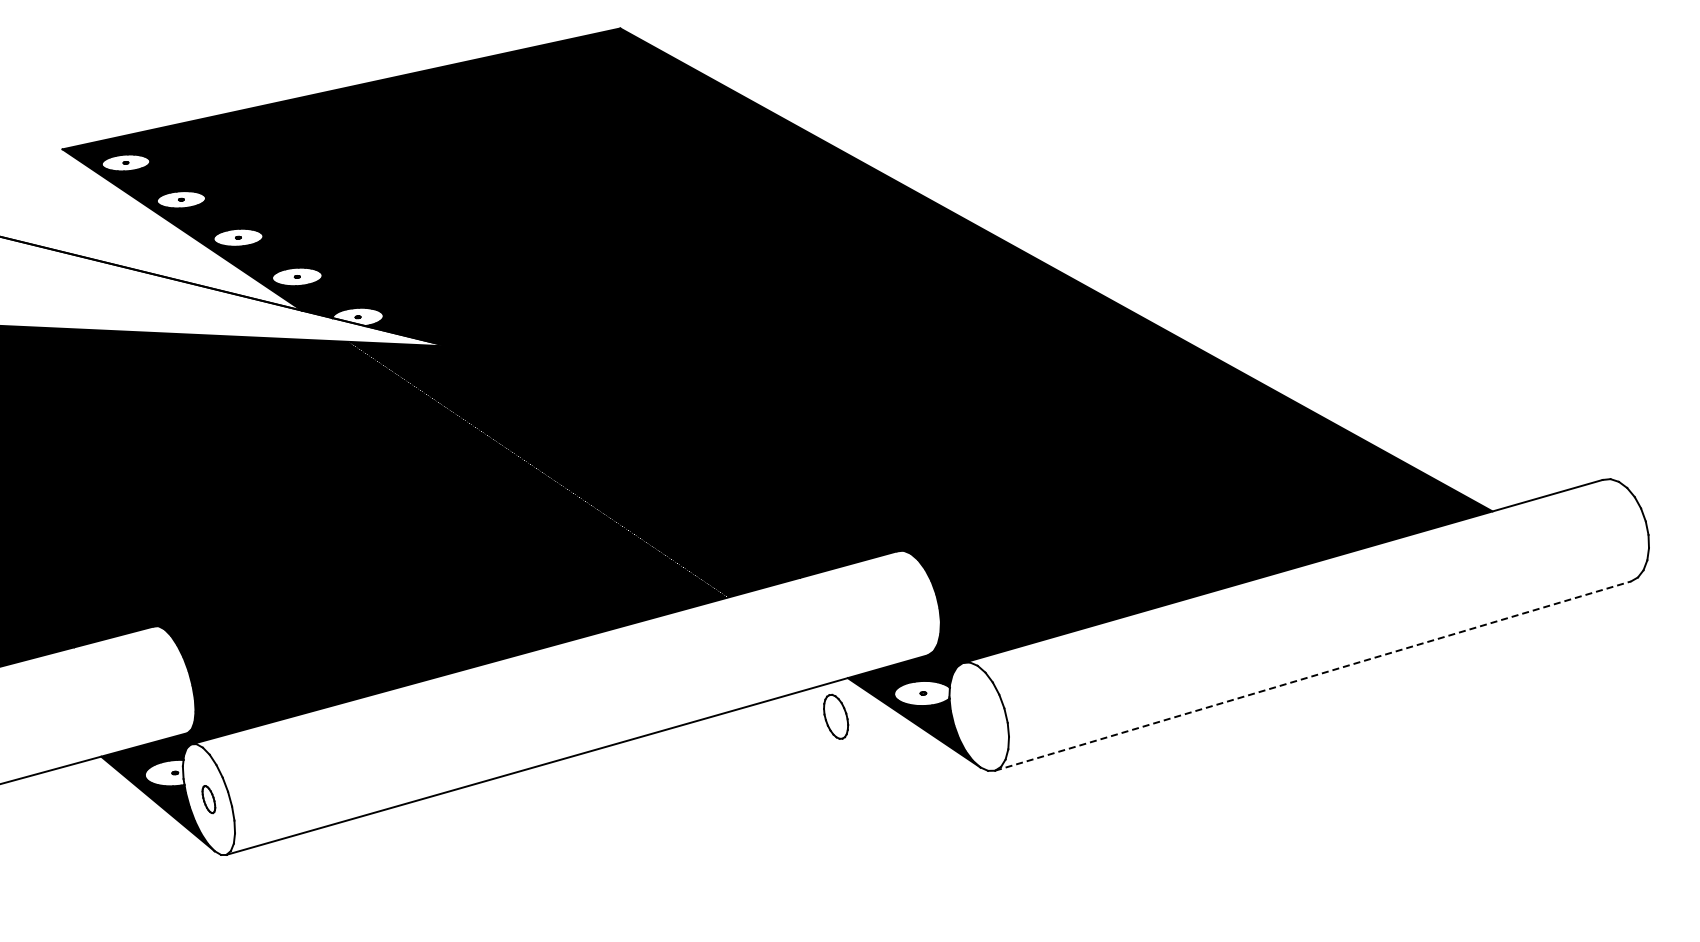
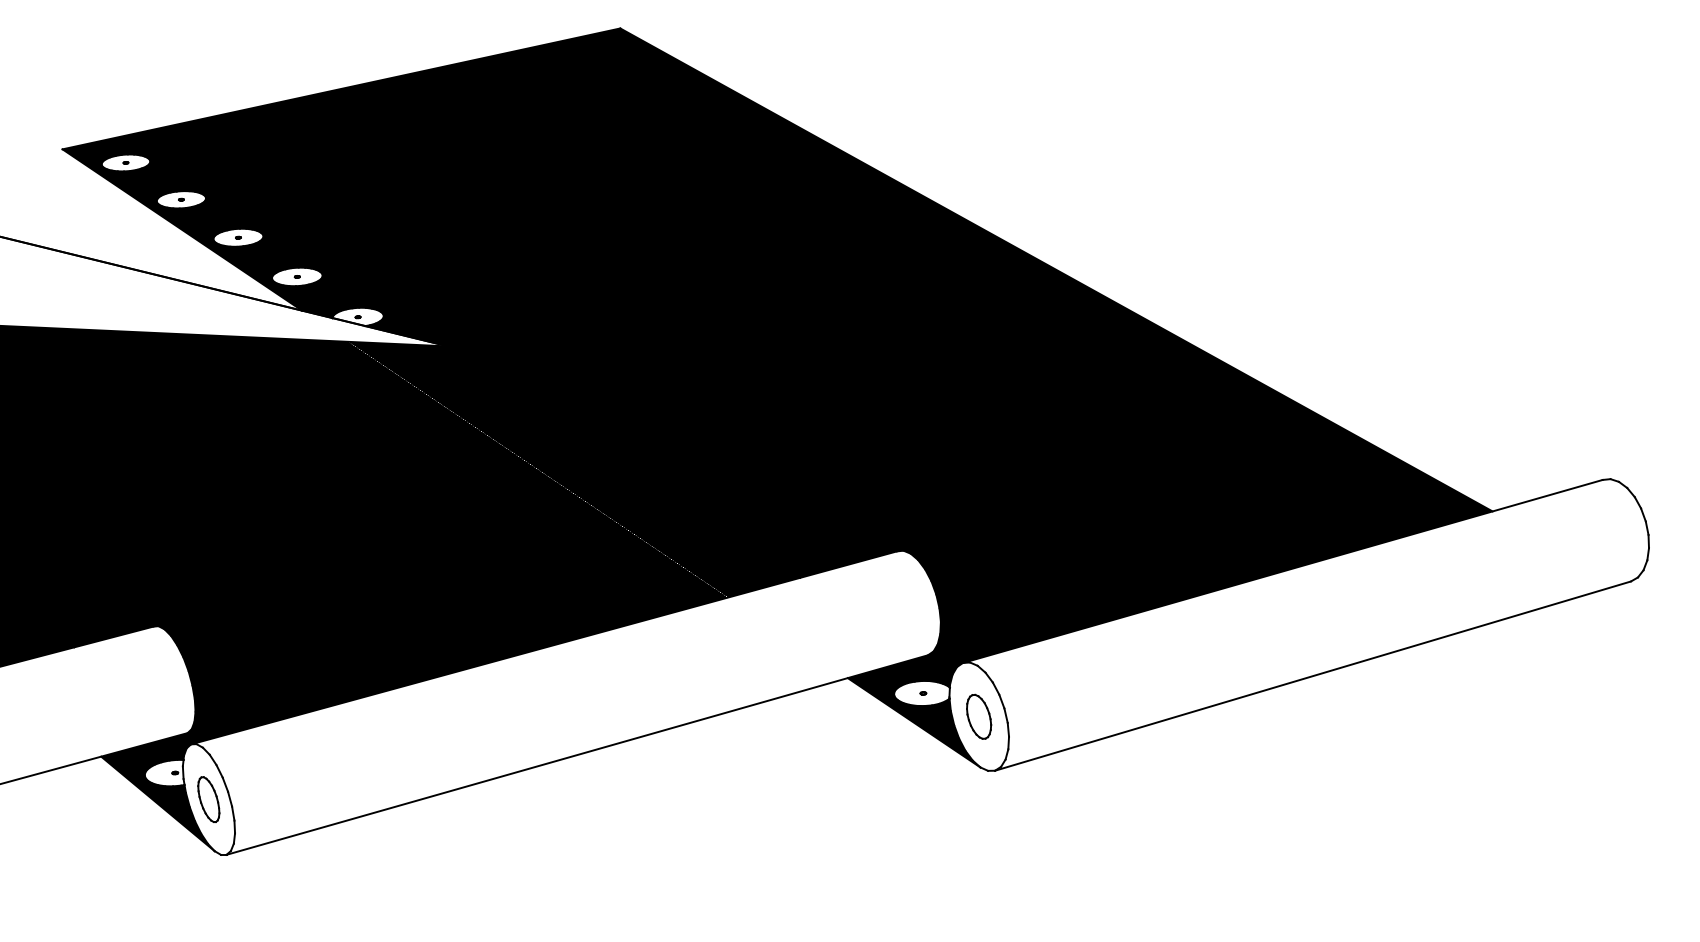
line: dashed -> solid (1313, 676)
part position: (836, 716) -> (979, 716) (979, 716)
part size: 16x30 px -> 24x47 px (208, 799)
